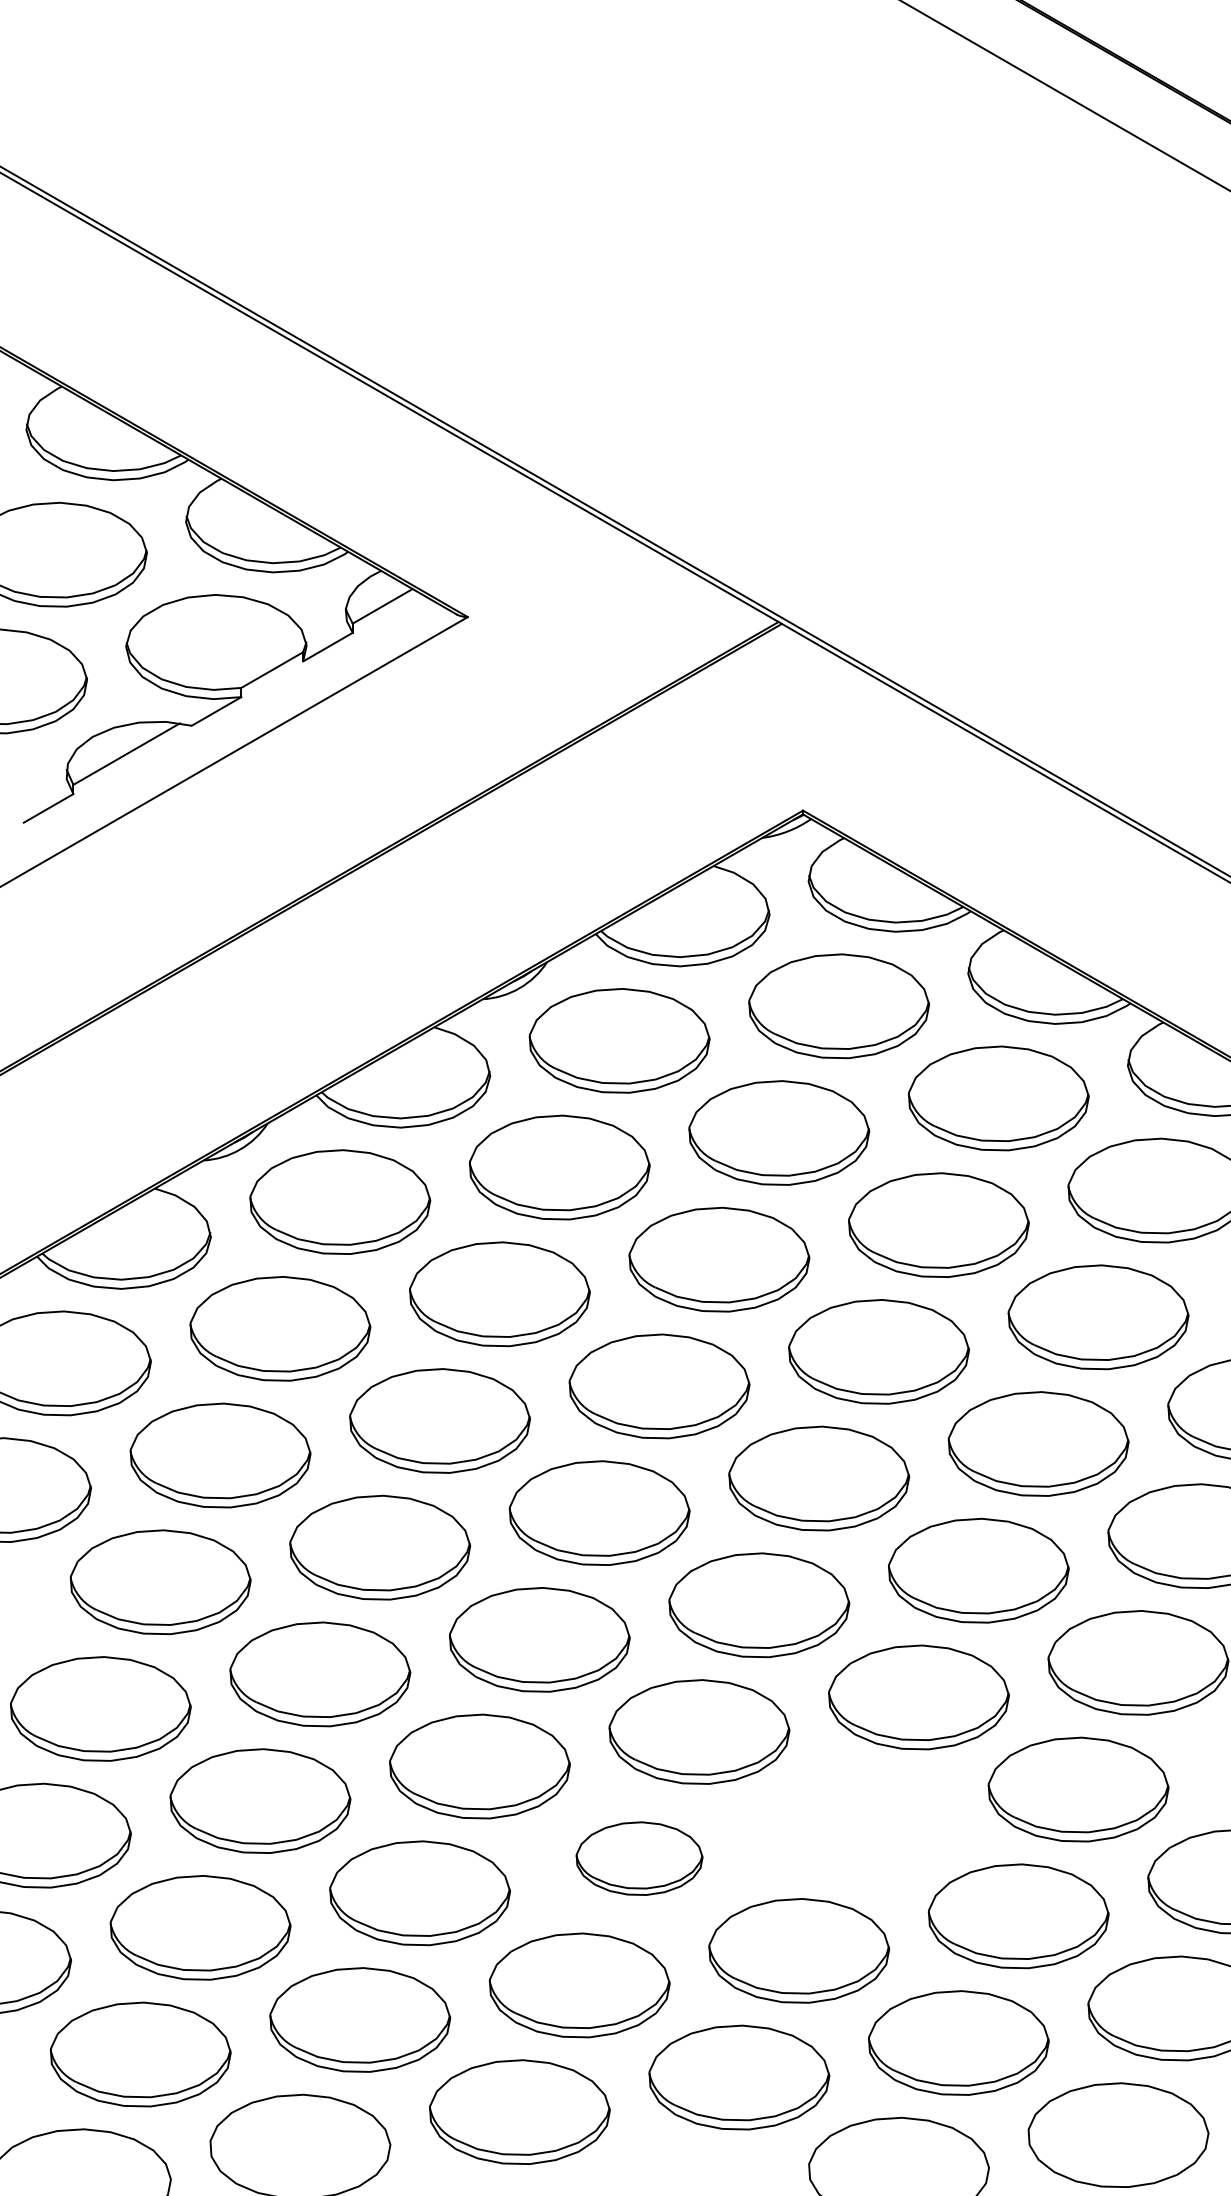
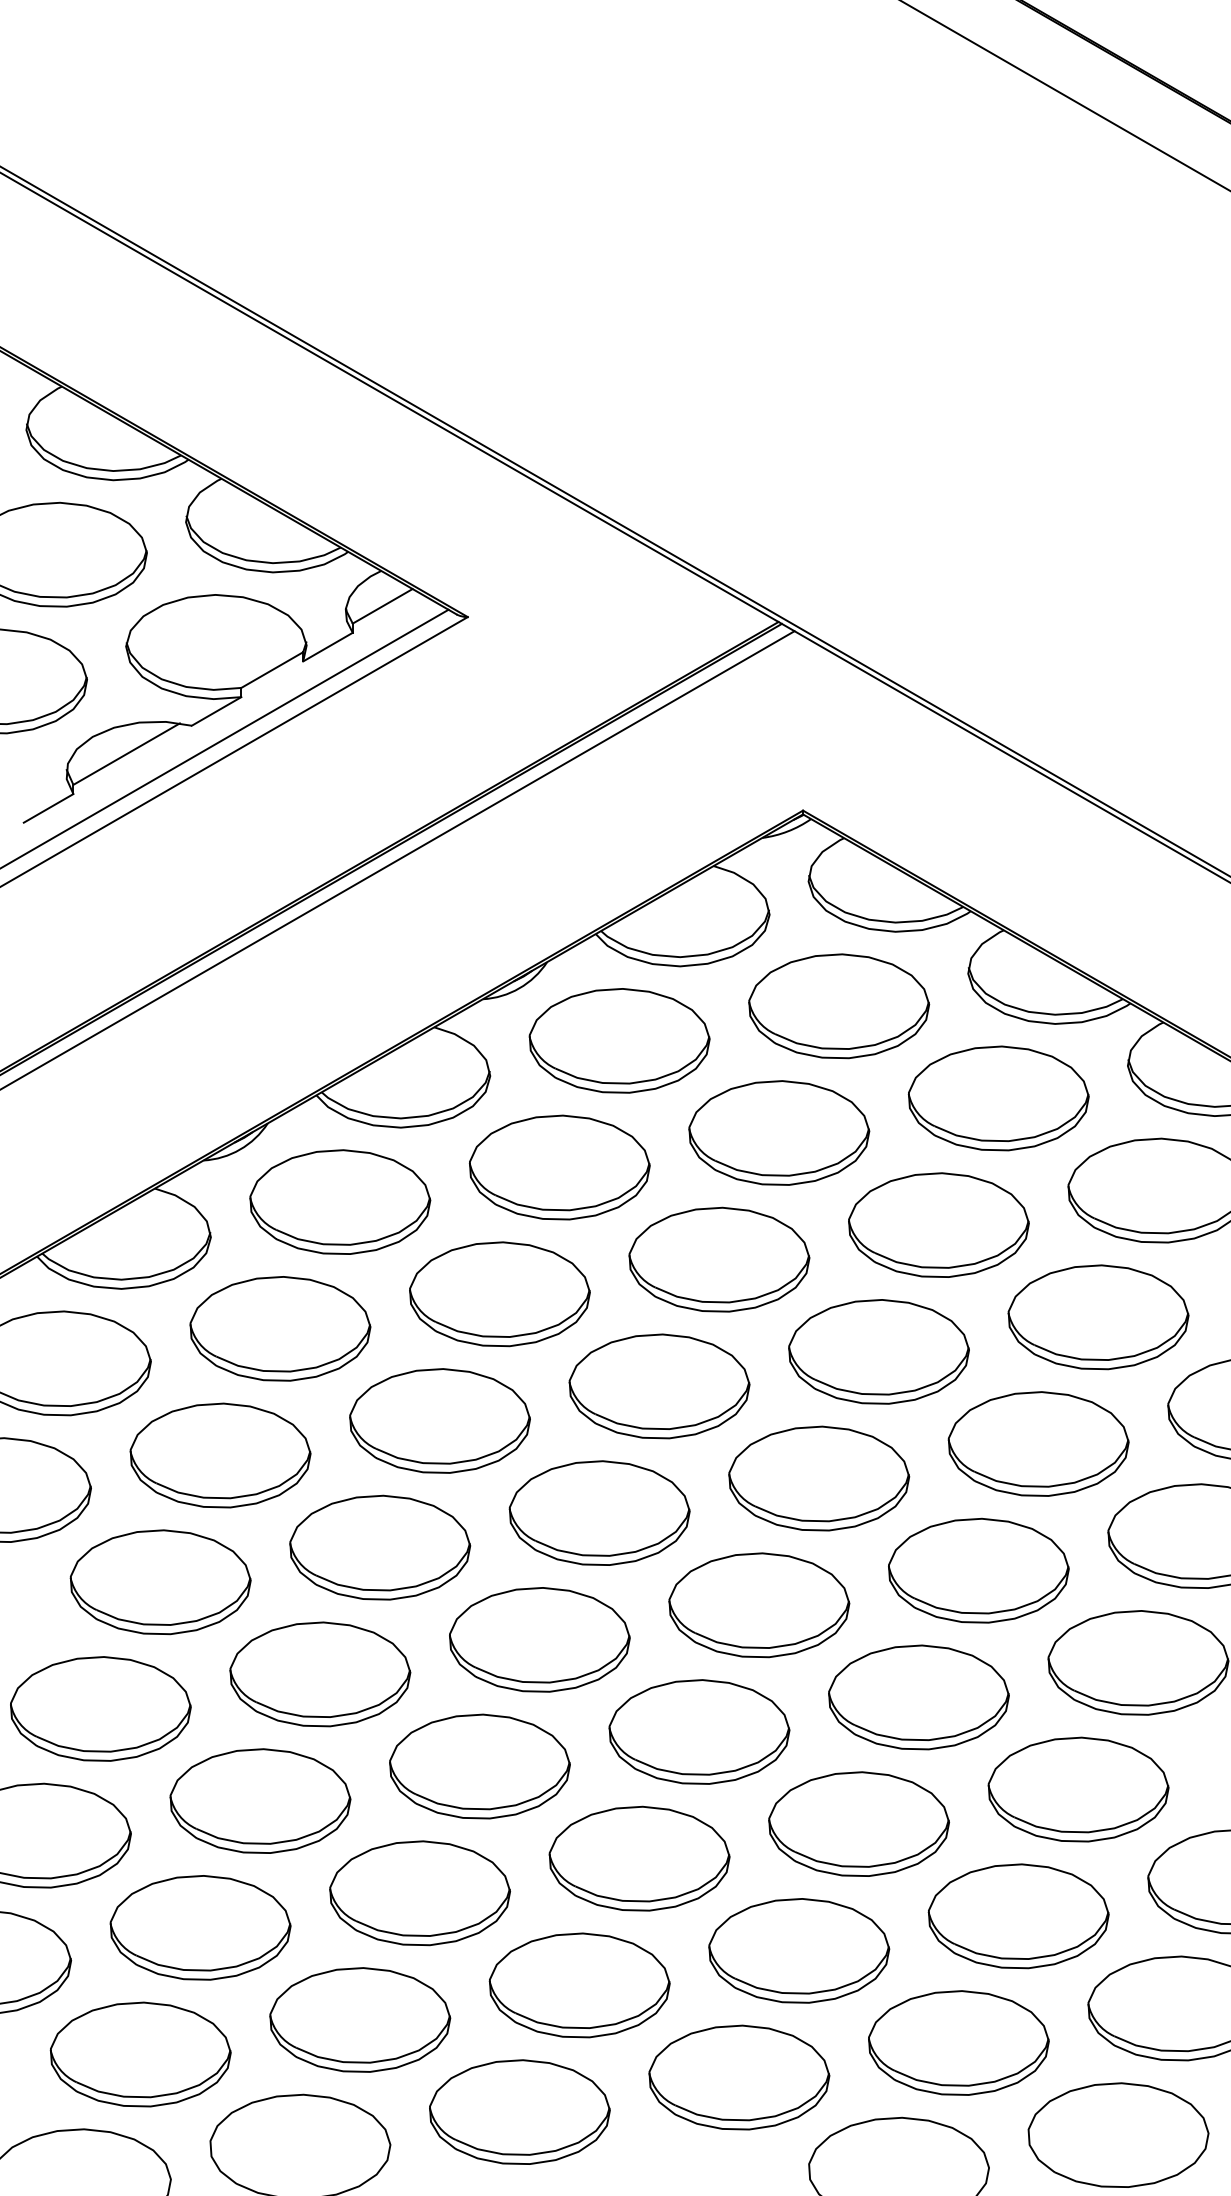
line: none -> present (225, 738)
line: none -> present (398, 859)
part: none -> present (858, 1823)
part size: 129x75 px -> 183x107 px (639, 1858)
